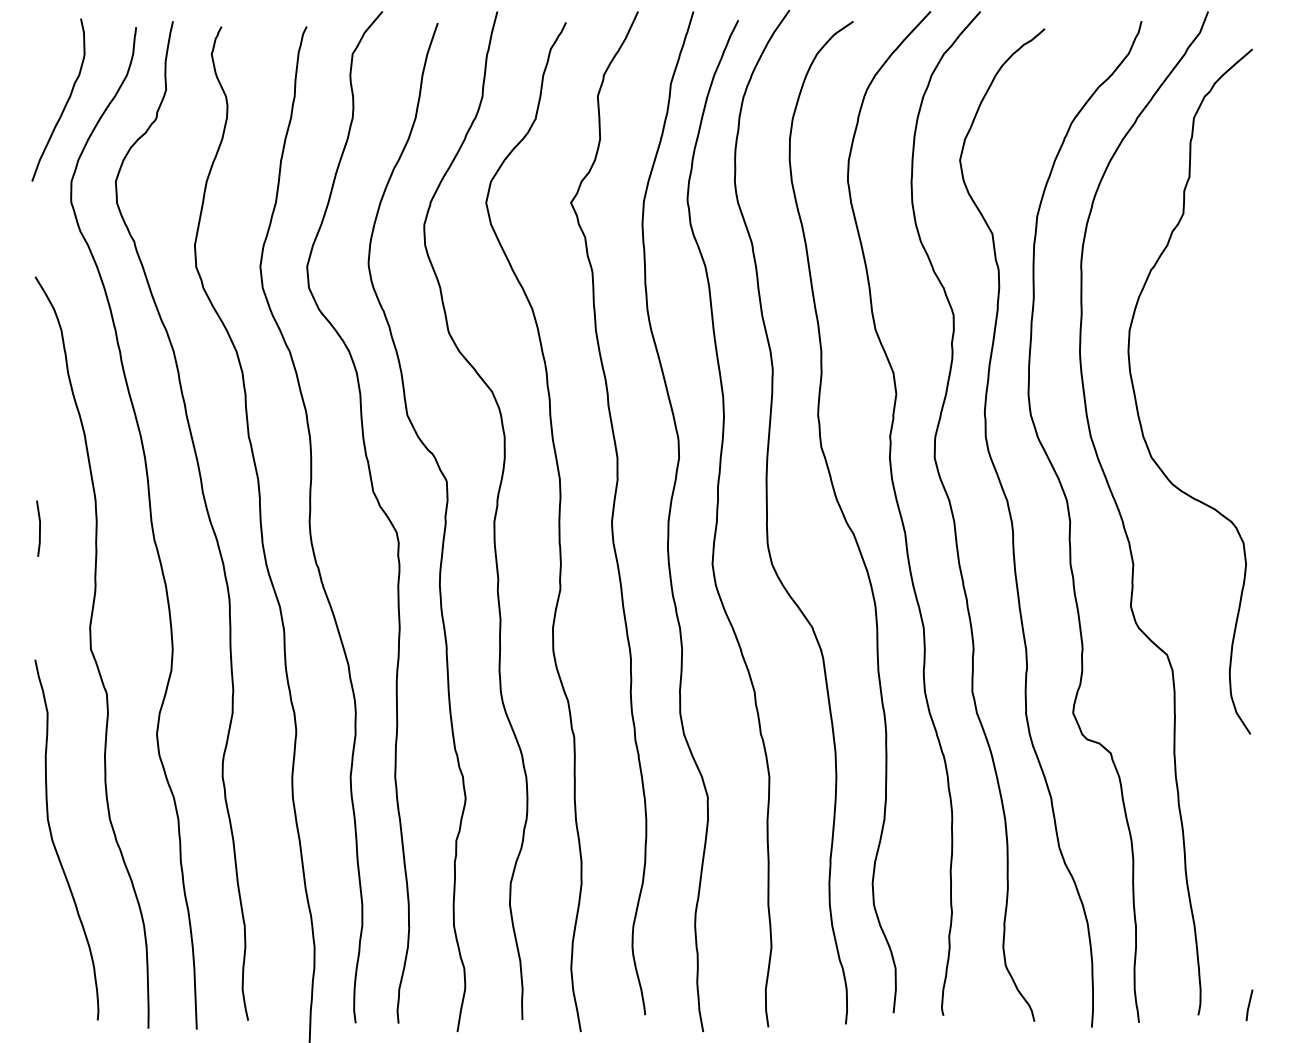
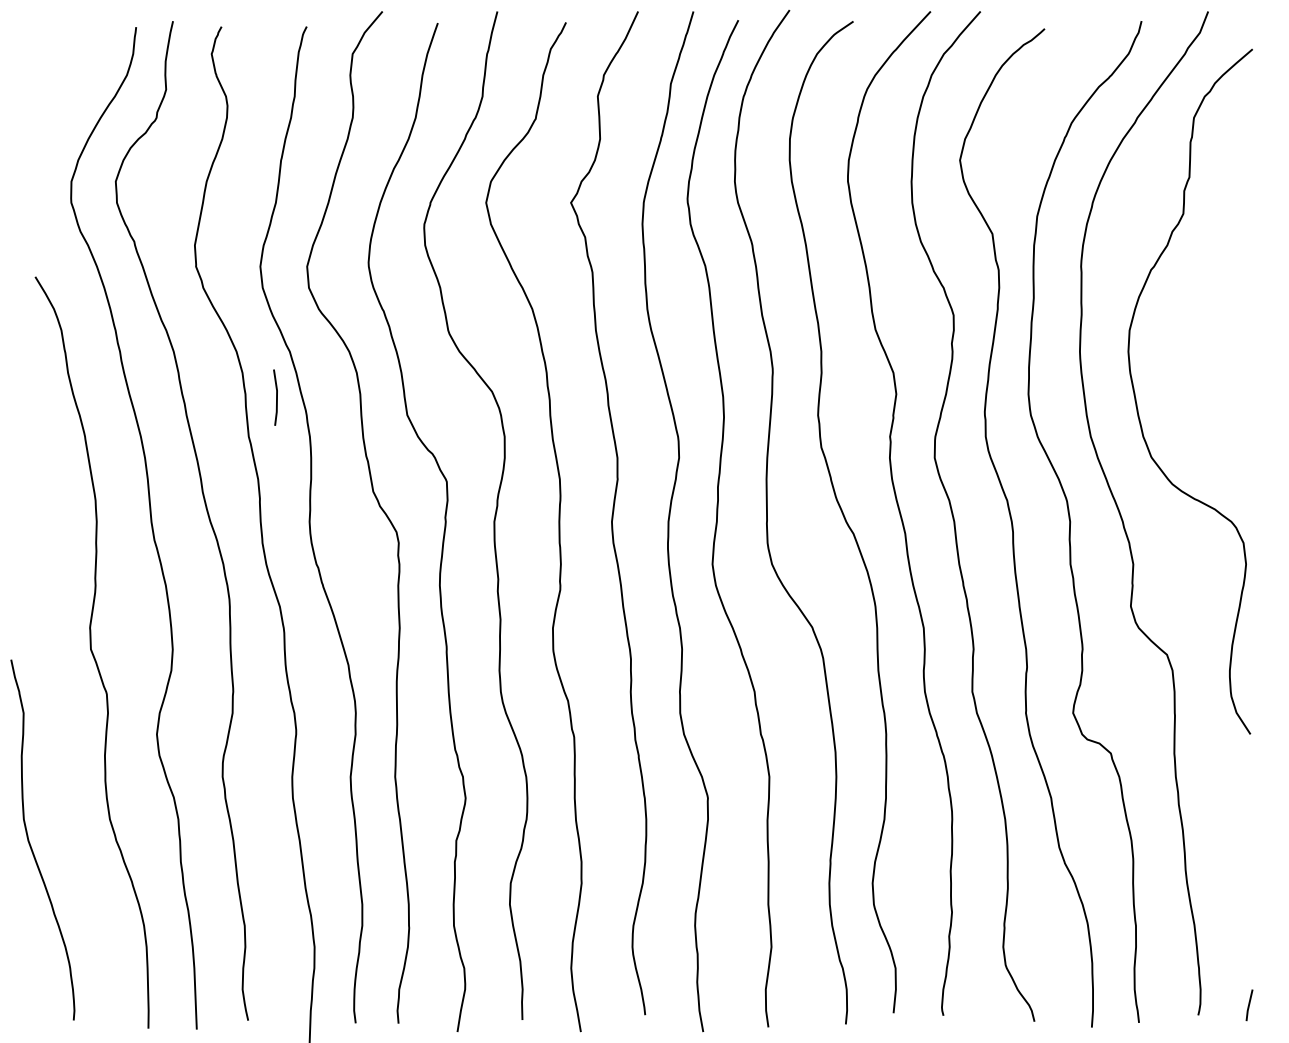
curve: present -> none (65, 103)
line position: (39, 528) -> (276, 397) (276, 397)
curve position: (54, 842) -> (30, 842) (30, 842)
